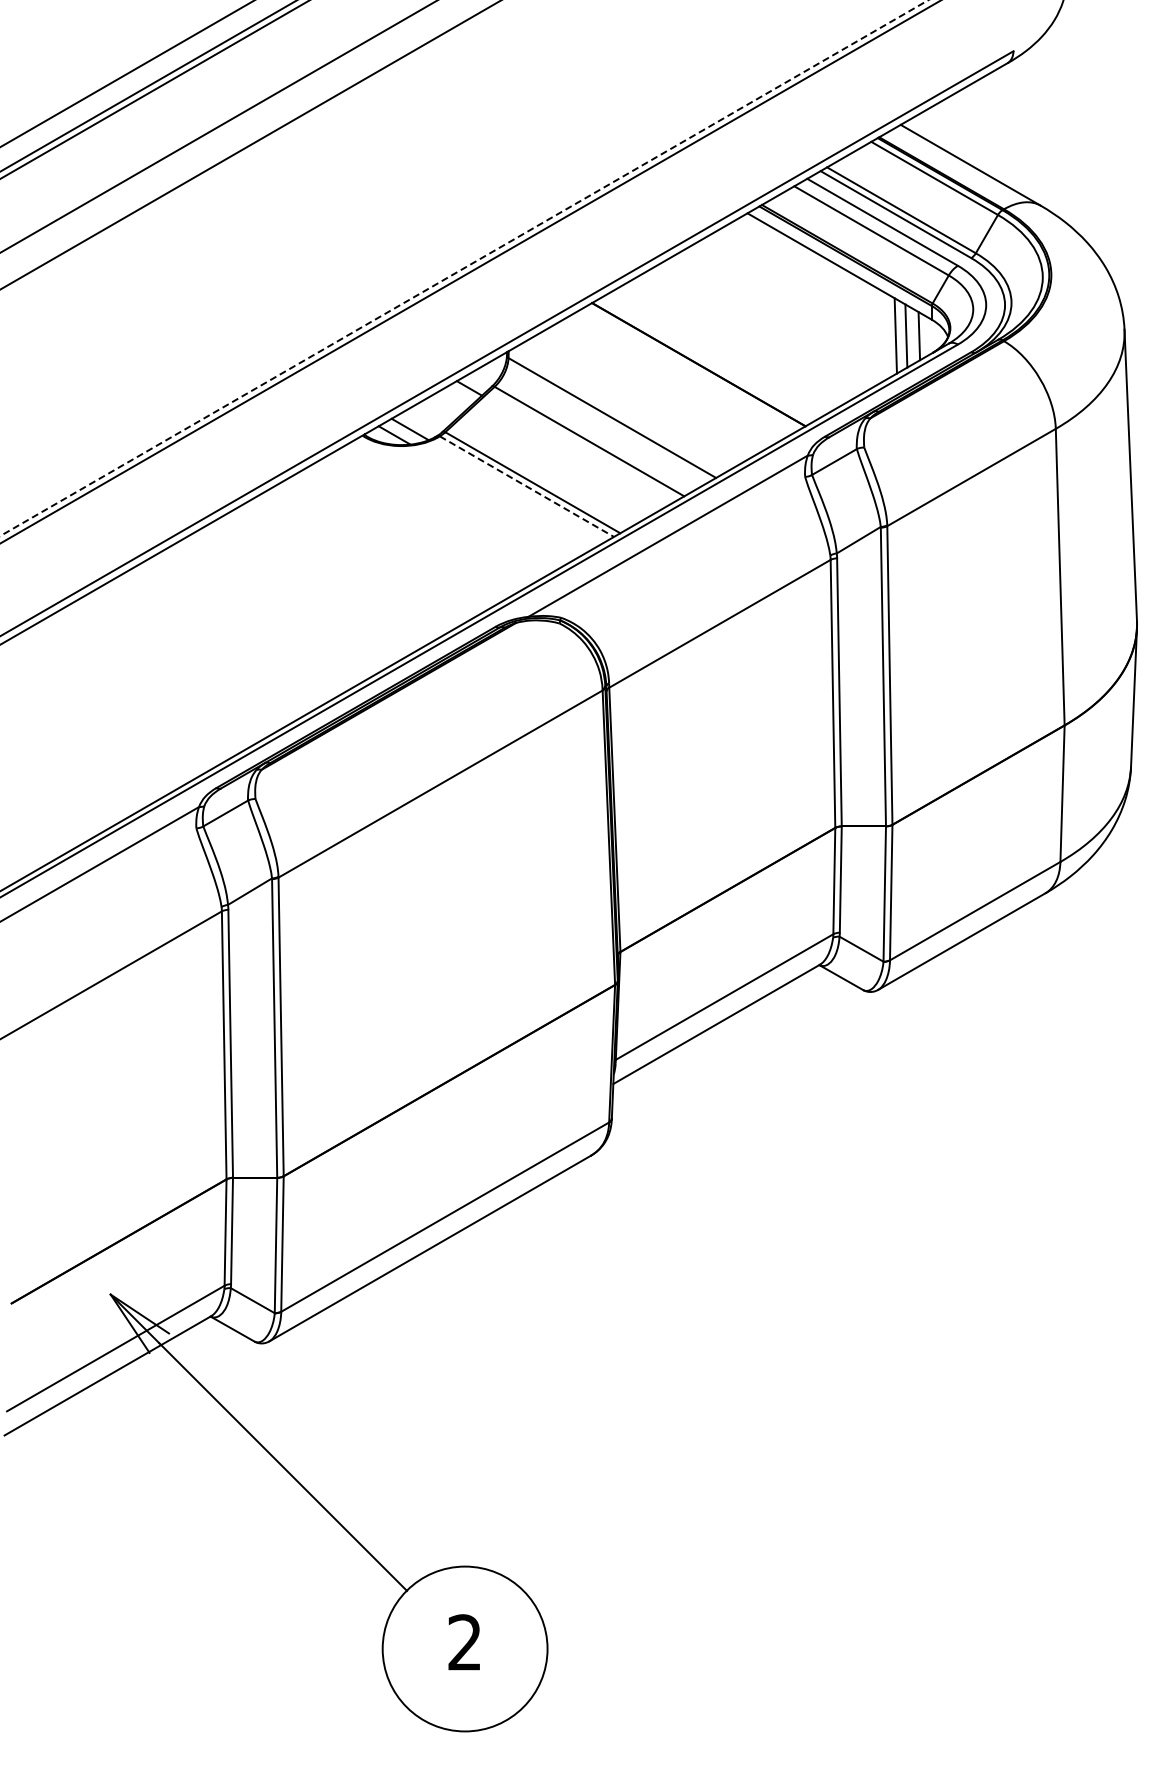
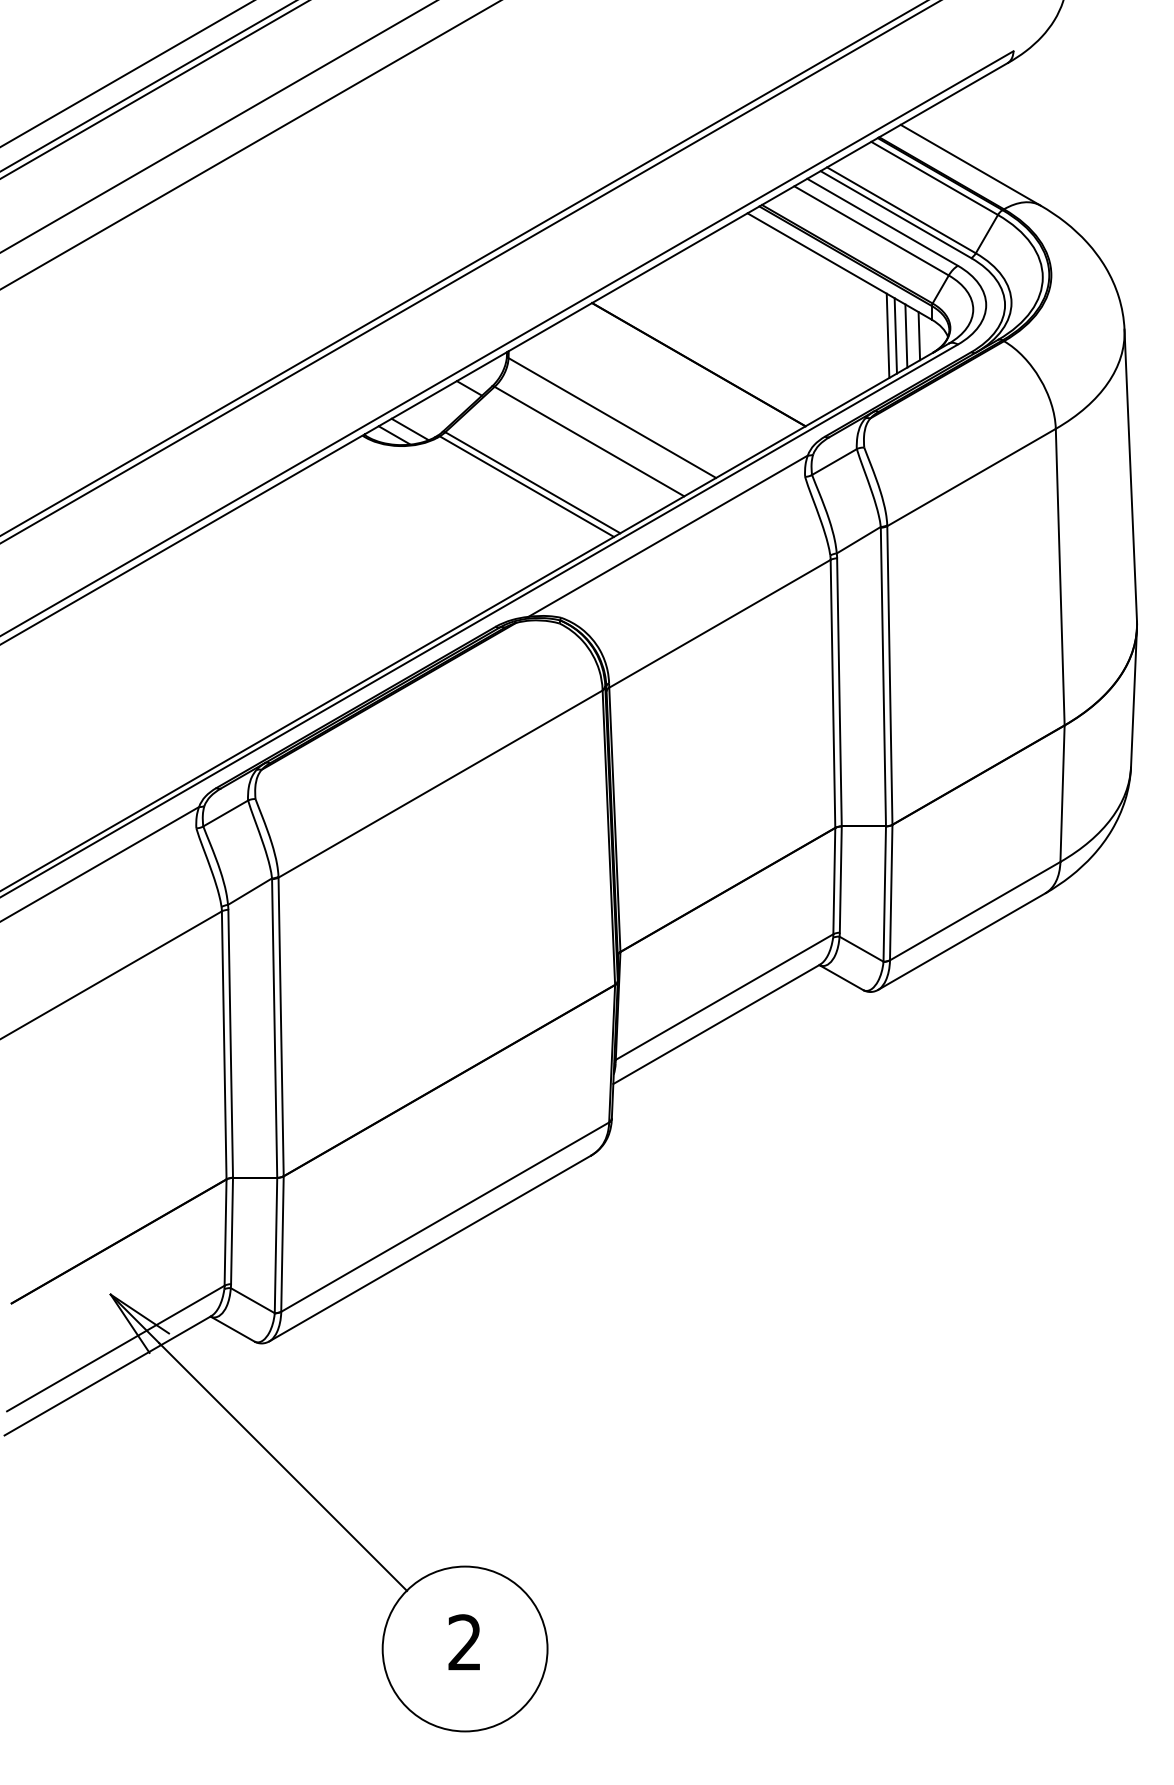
line: dashed -> solid (464, 268)
line: none -> present (887, 335)
line: dashed -> solid (526, 486)
